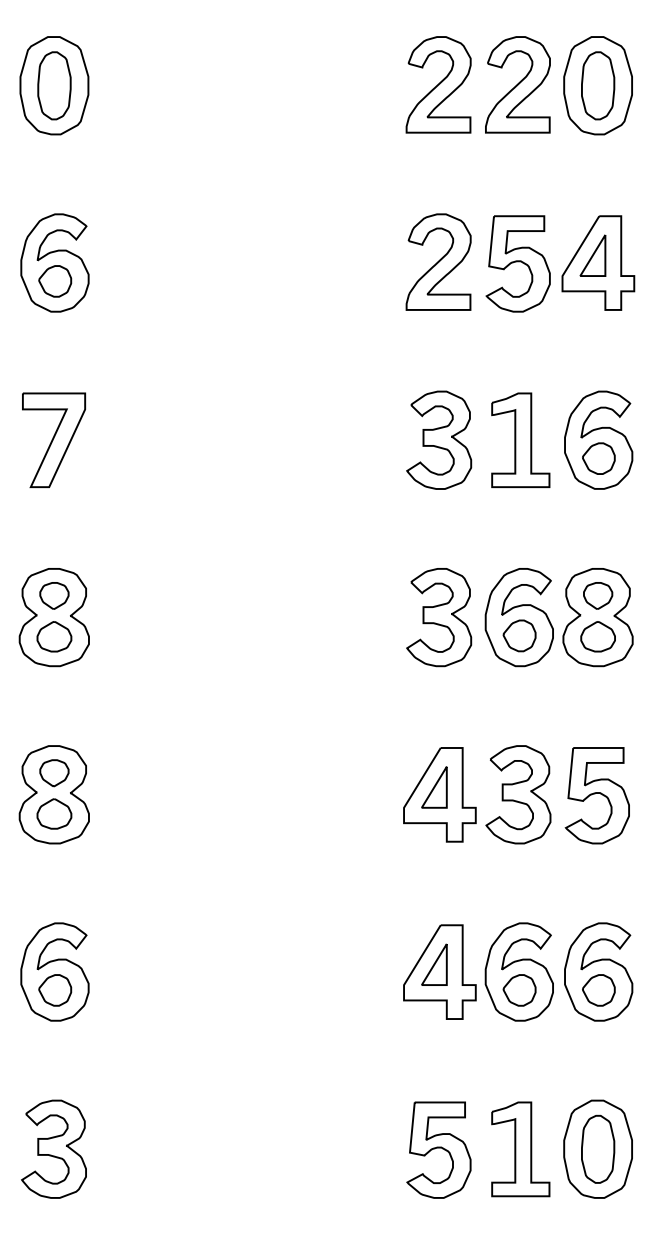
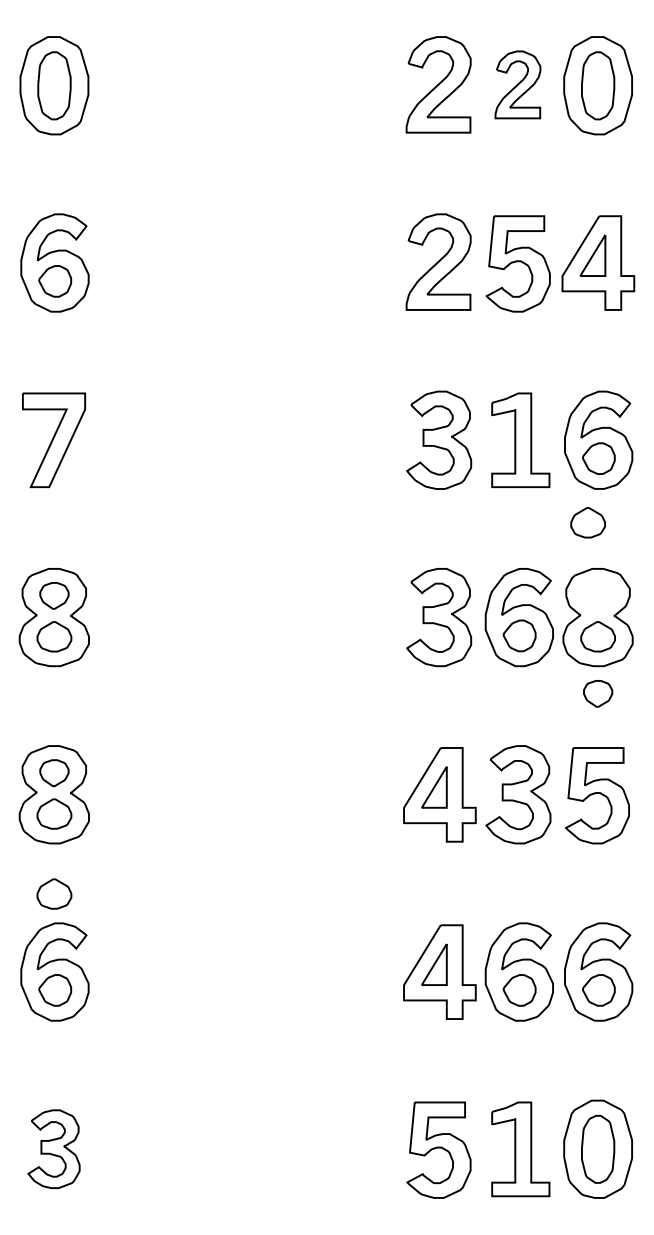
part size: 66x98 px -> 48x70 px (517, 84)
part: none -> present (587, 522)
part position: (598, 595) -> (598, 693) (598, 693)
part: none -> present (54, 893)
part size: 66x100 px -> 54x80 px (53, 1148)
